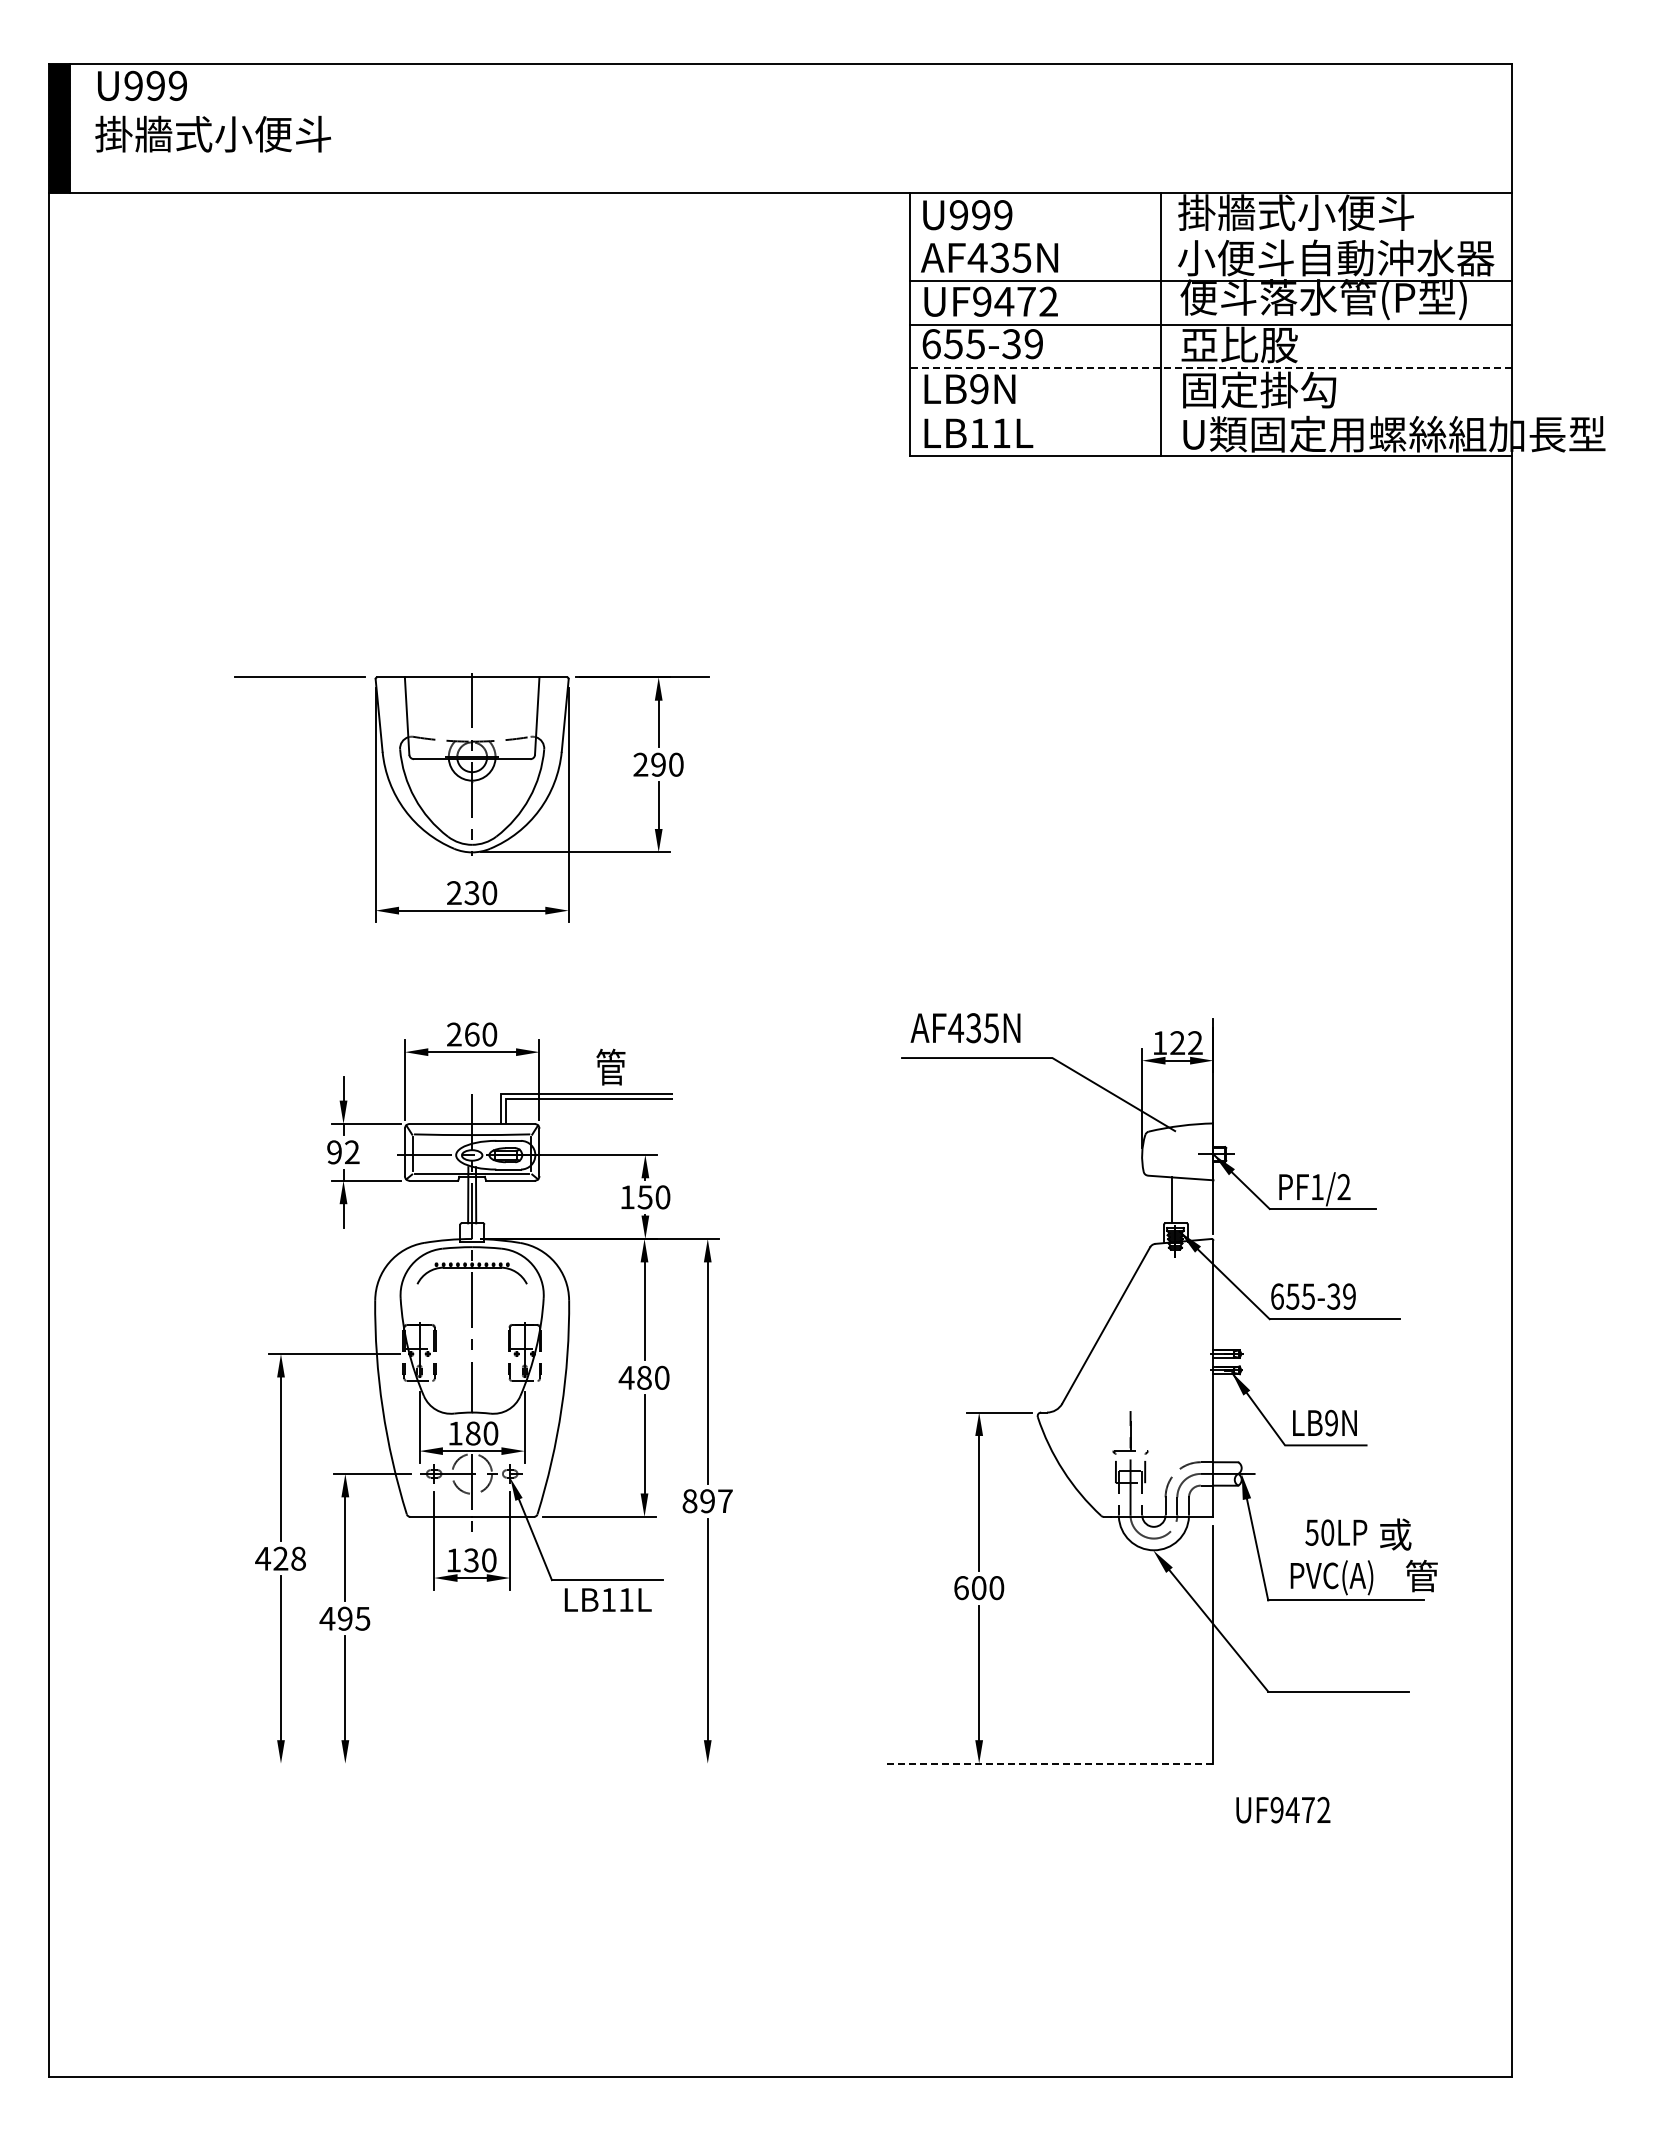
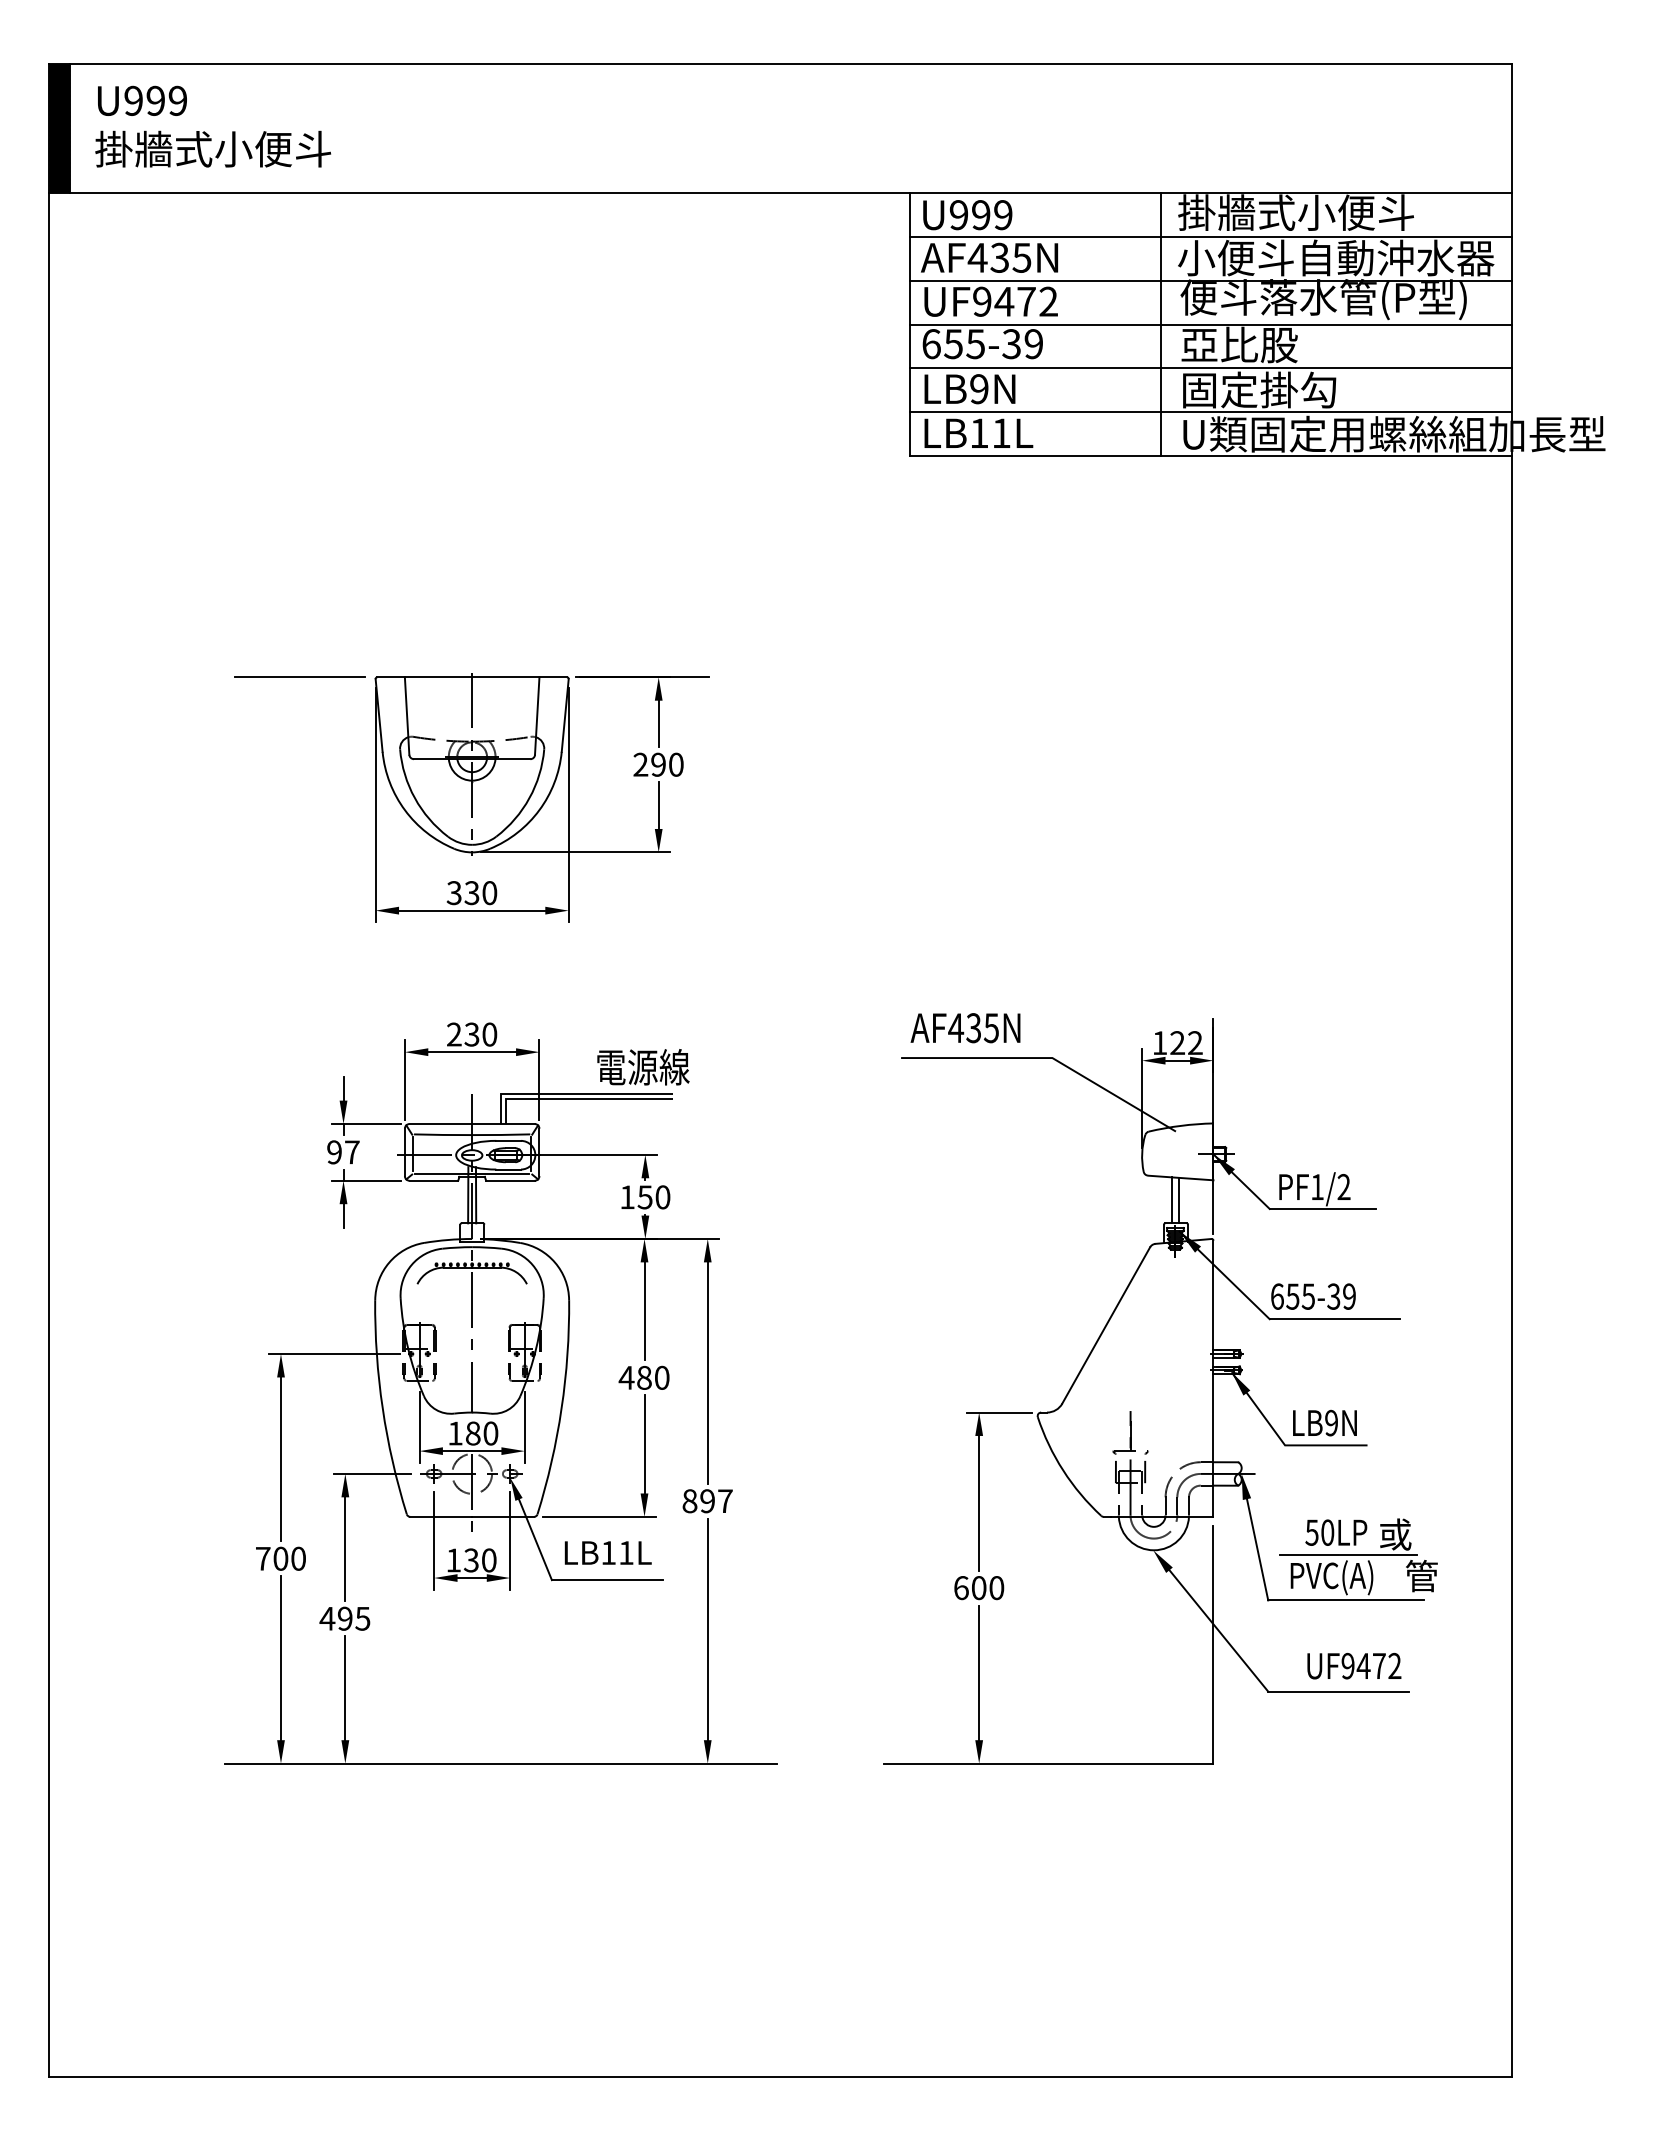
text position: (213, 111) -> (213, 126) (213, 126)
line: none -> present (1210, 236)
line: dashed -> solid (1210, 368)
line: none -> present (1210, 412)
text: 230 -> 330 (453, 893)
text: 260 -> 230 (471, 1034)
text: 管 -> 電源線 (642, 1066)
text: 92 -> 97 (352, 1152)
line: none -> present (1179, 1200)
line: none -> present (1348, 1554)
text: 428 -> 700 (280, 1558)
text position: (607, 1599) -> (607, 1552) (607, 1552)
line: none -> present (500, 1763)
line: dashed -> solid (1048, 1763)
text position: (1283, 1809) -> (1354, 1665) (1354, 1665)
